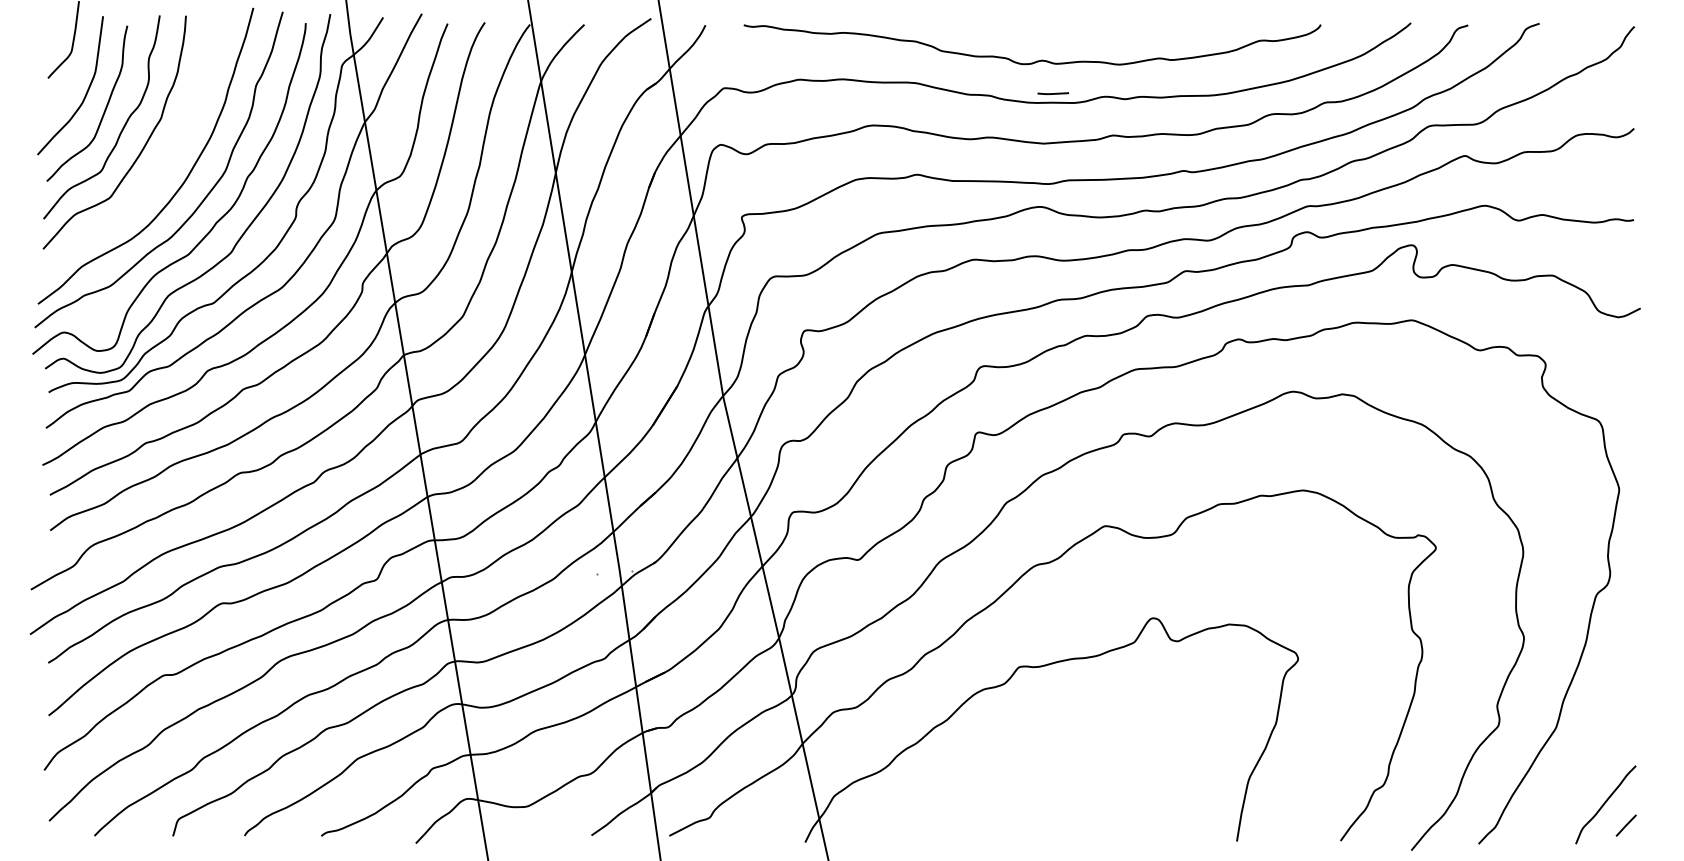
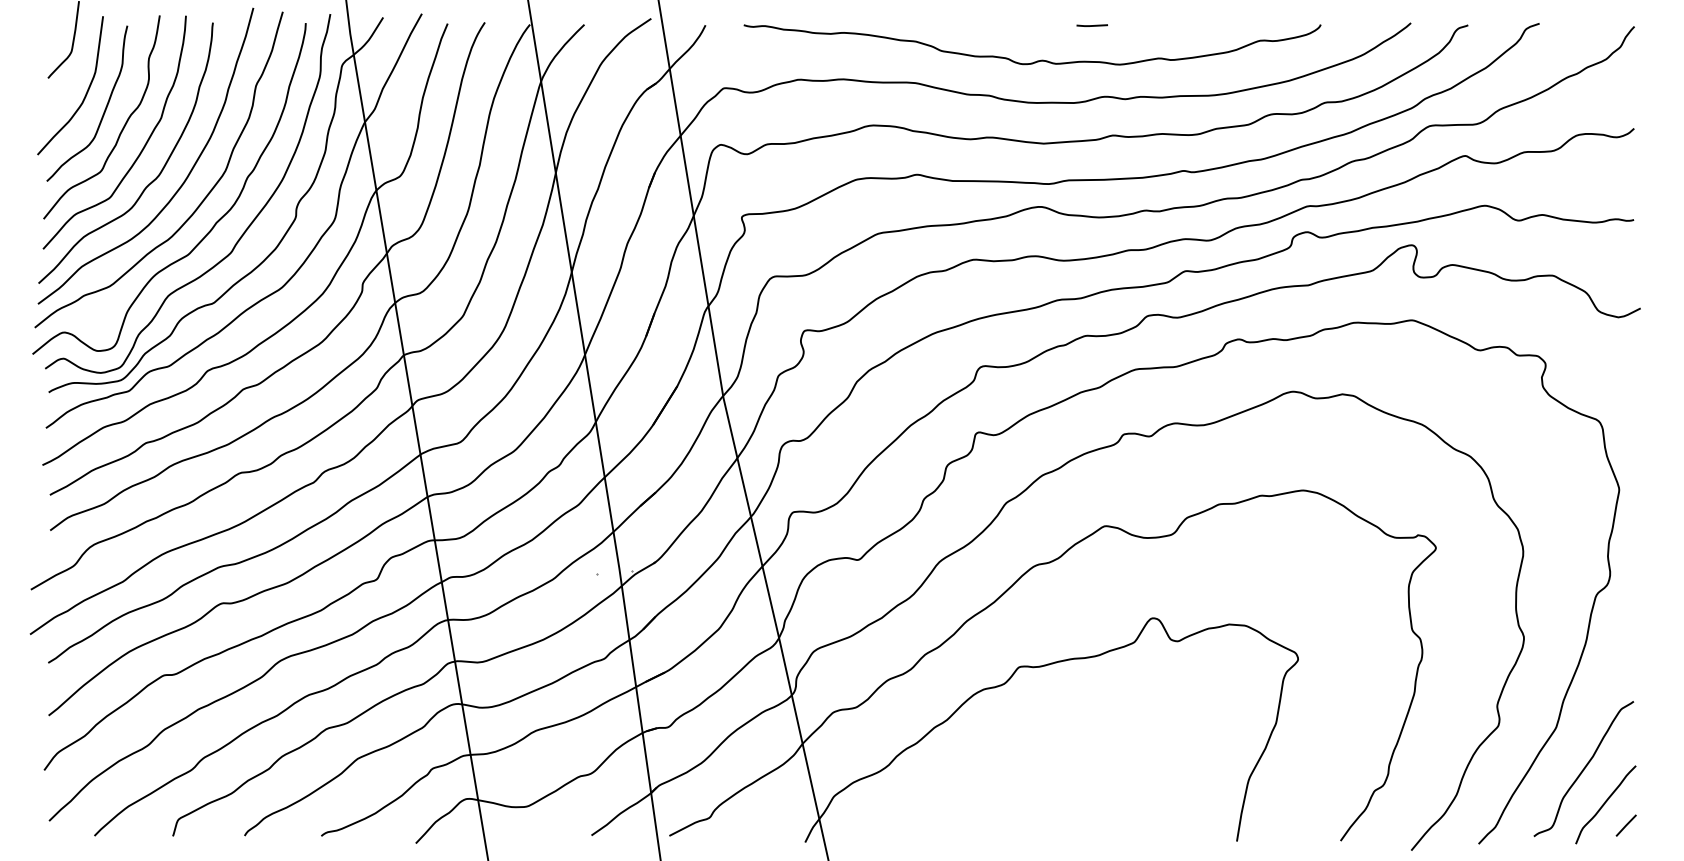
line position: (1052, 93) -> (1091, 25) (1091, 25)
curve: none -> present (153, 179)
curve: none -> present (1583, 769)
